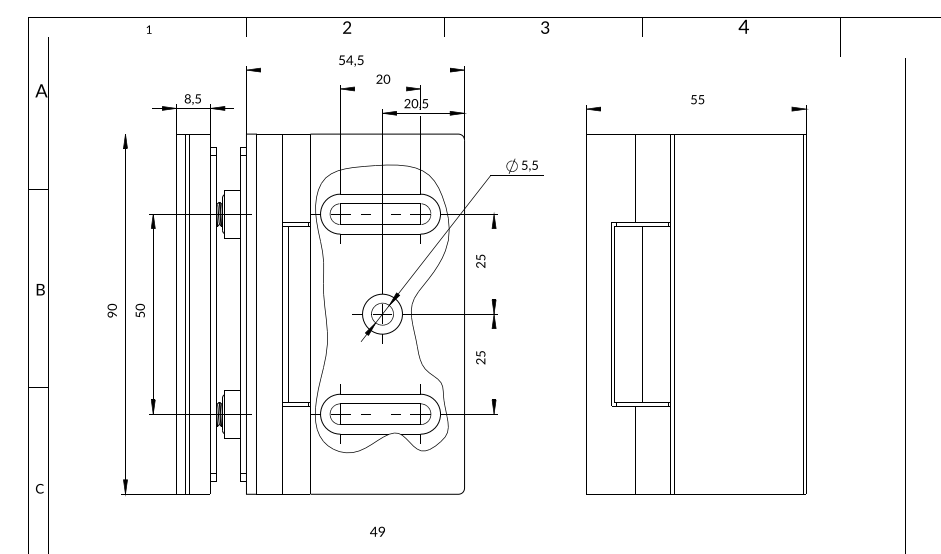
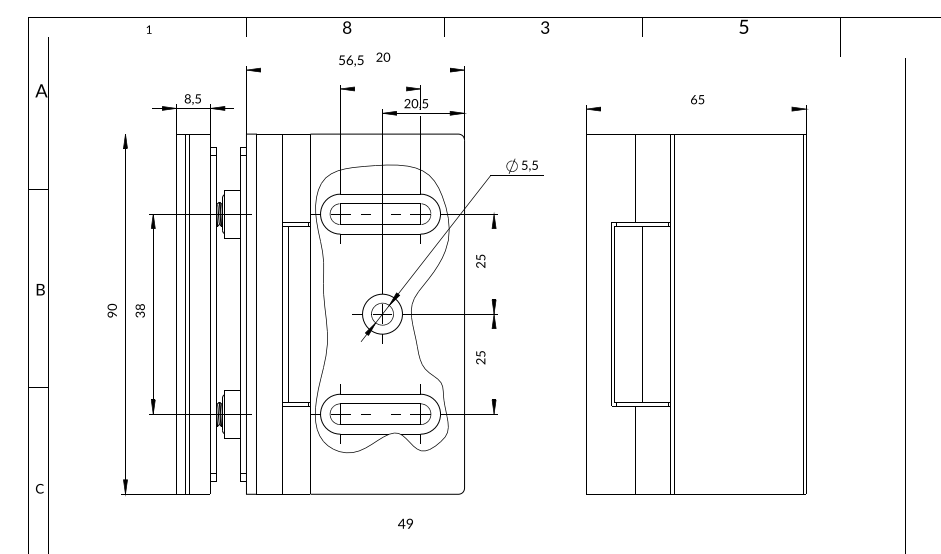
text: 4 -> 5 (743, 26)
text: 2 -> 8 (347, 27)
text: 54,5 -> 56,5 (349, 60)
text position: (383, 78) -> (383, 56) (383, 56)
text: 55 -> 65 (694, 99)
text: 50 -> 38 (139, 310)
text position: (377, 531) -> (405, 523) (405, 523)
